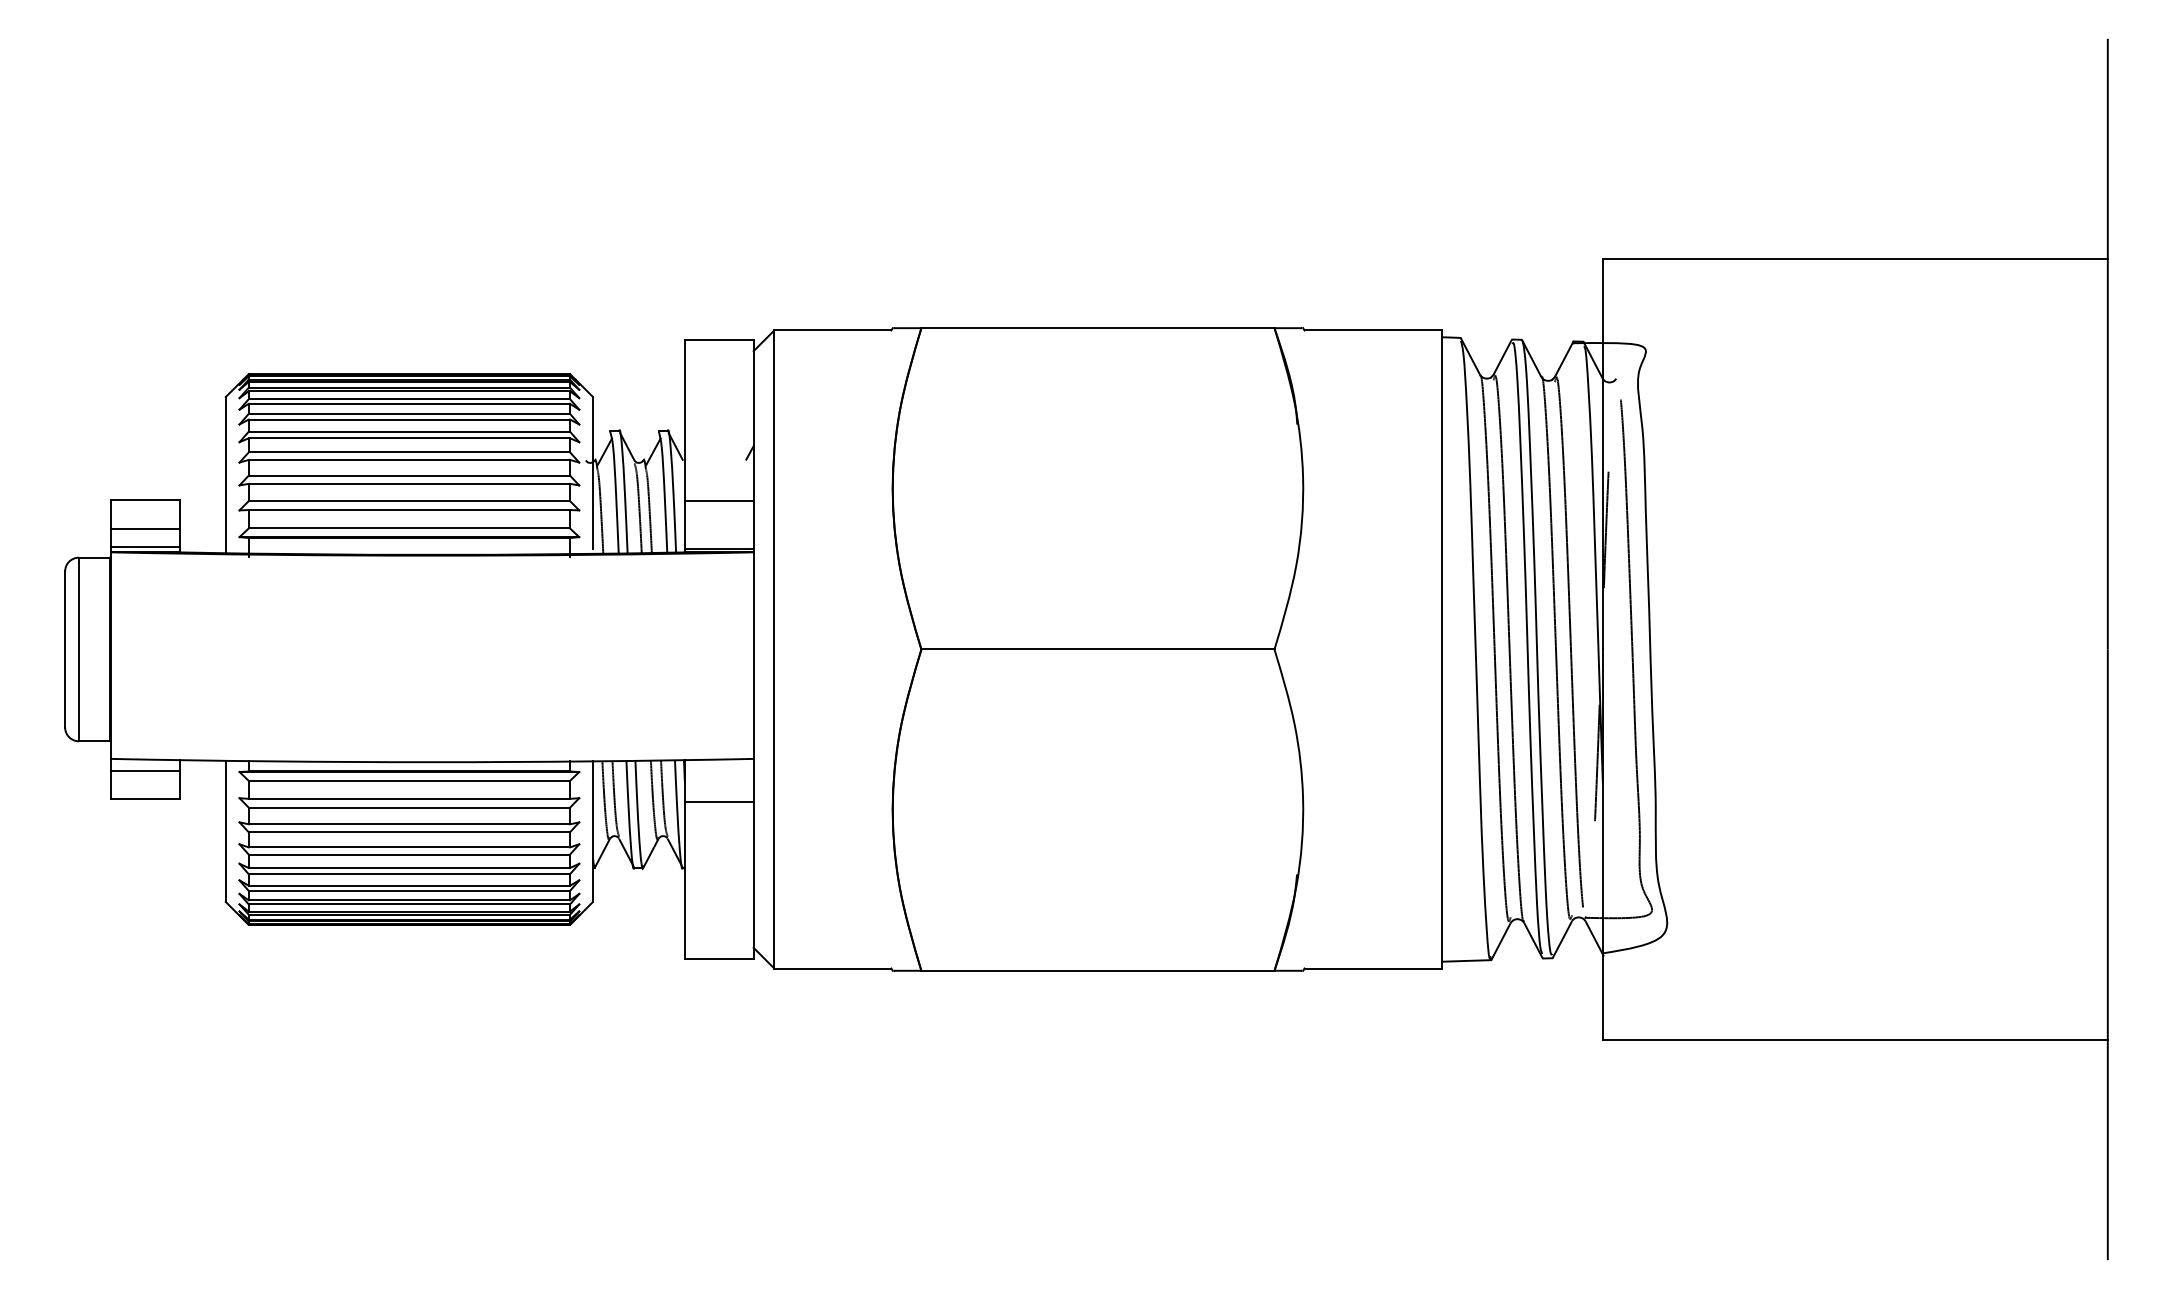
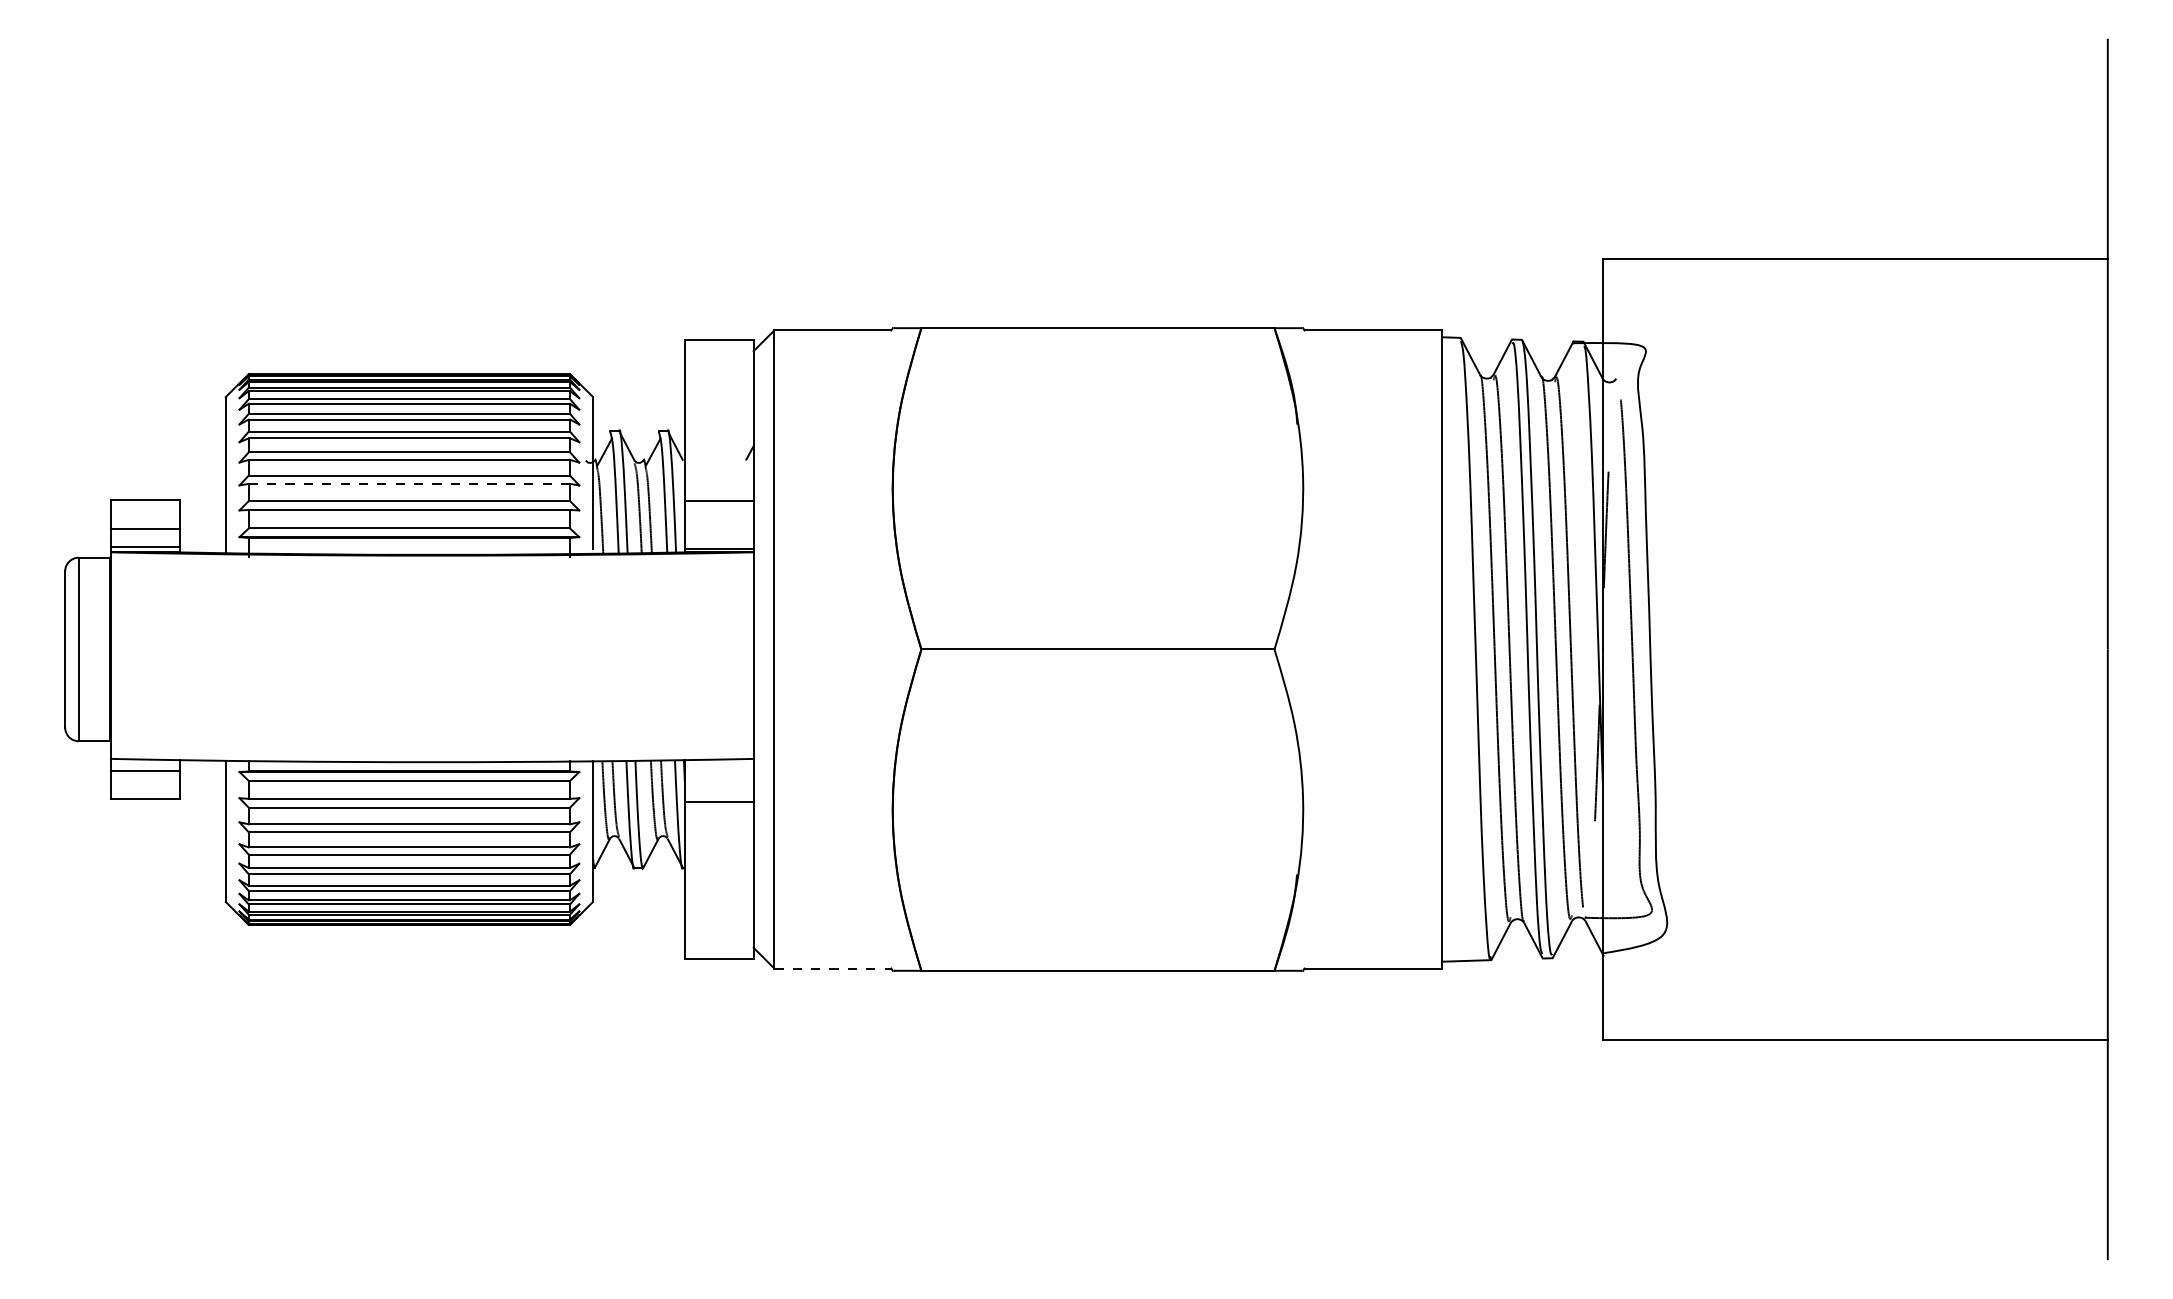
line: solid -> dashed (409, 483)
line: solid -> dashed (832, 968)
